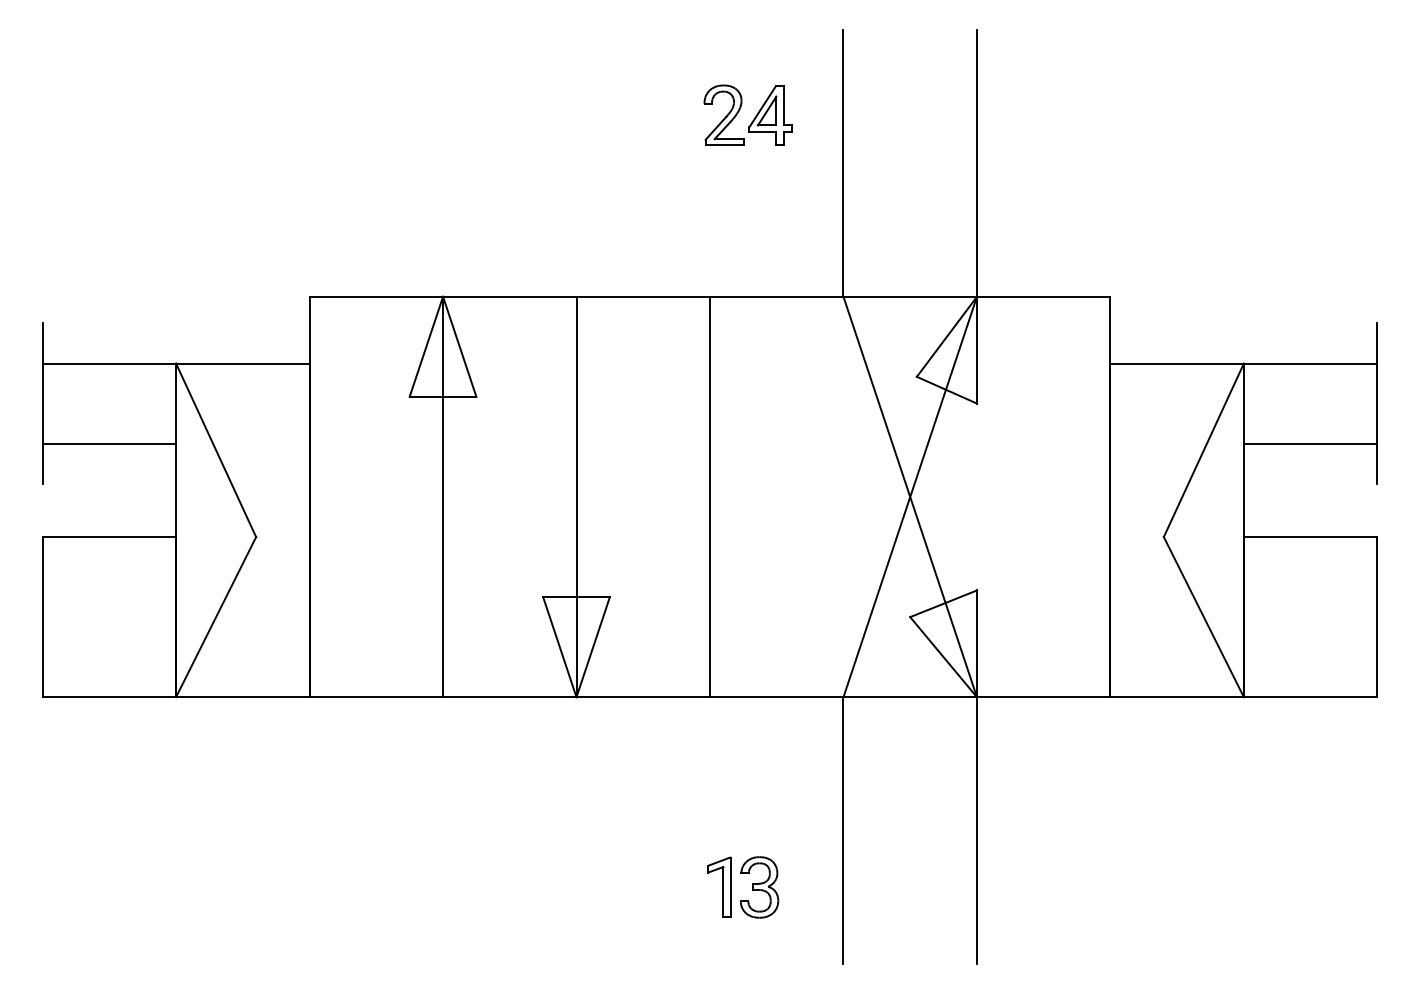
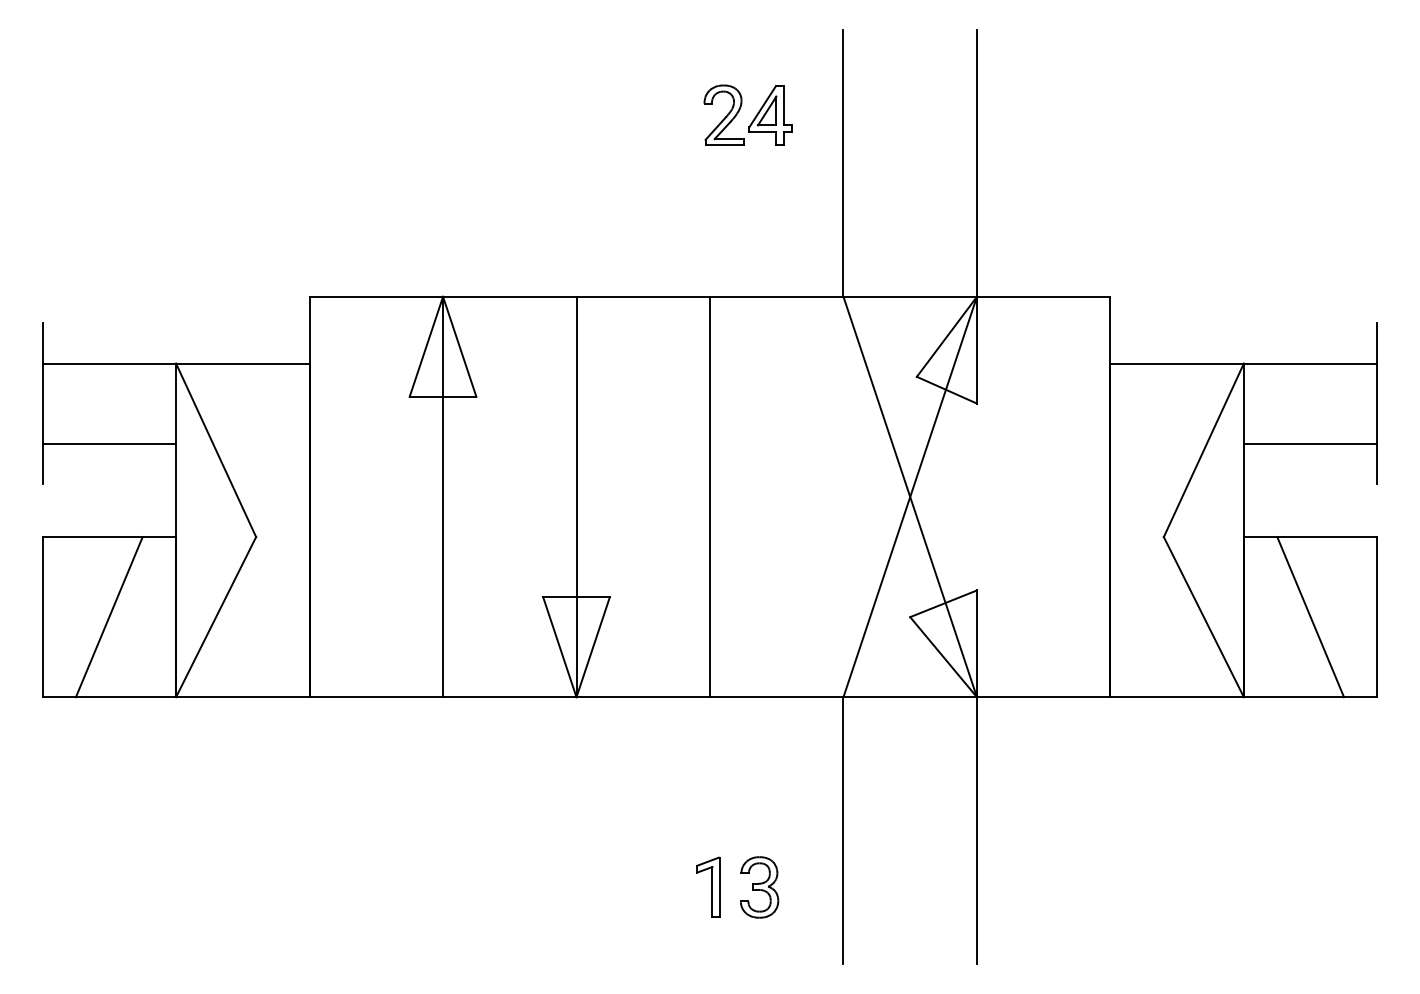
line: none -> present (108, 617)
line: none -> present (1310, 617)
part position: (719, 886) -> (708, 886) (708, 886)
